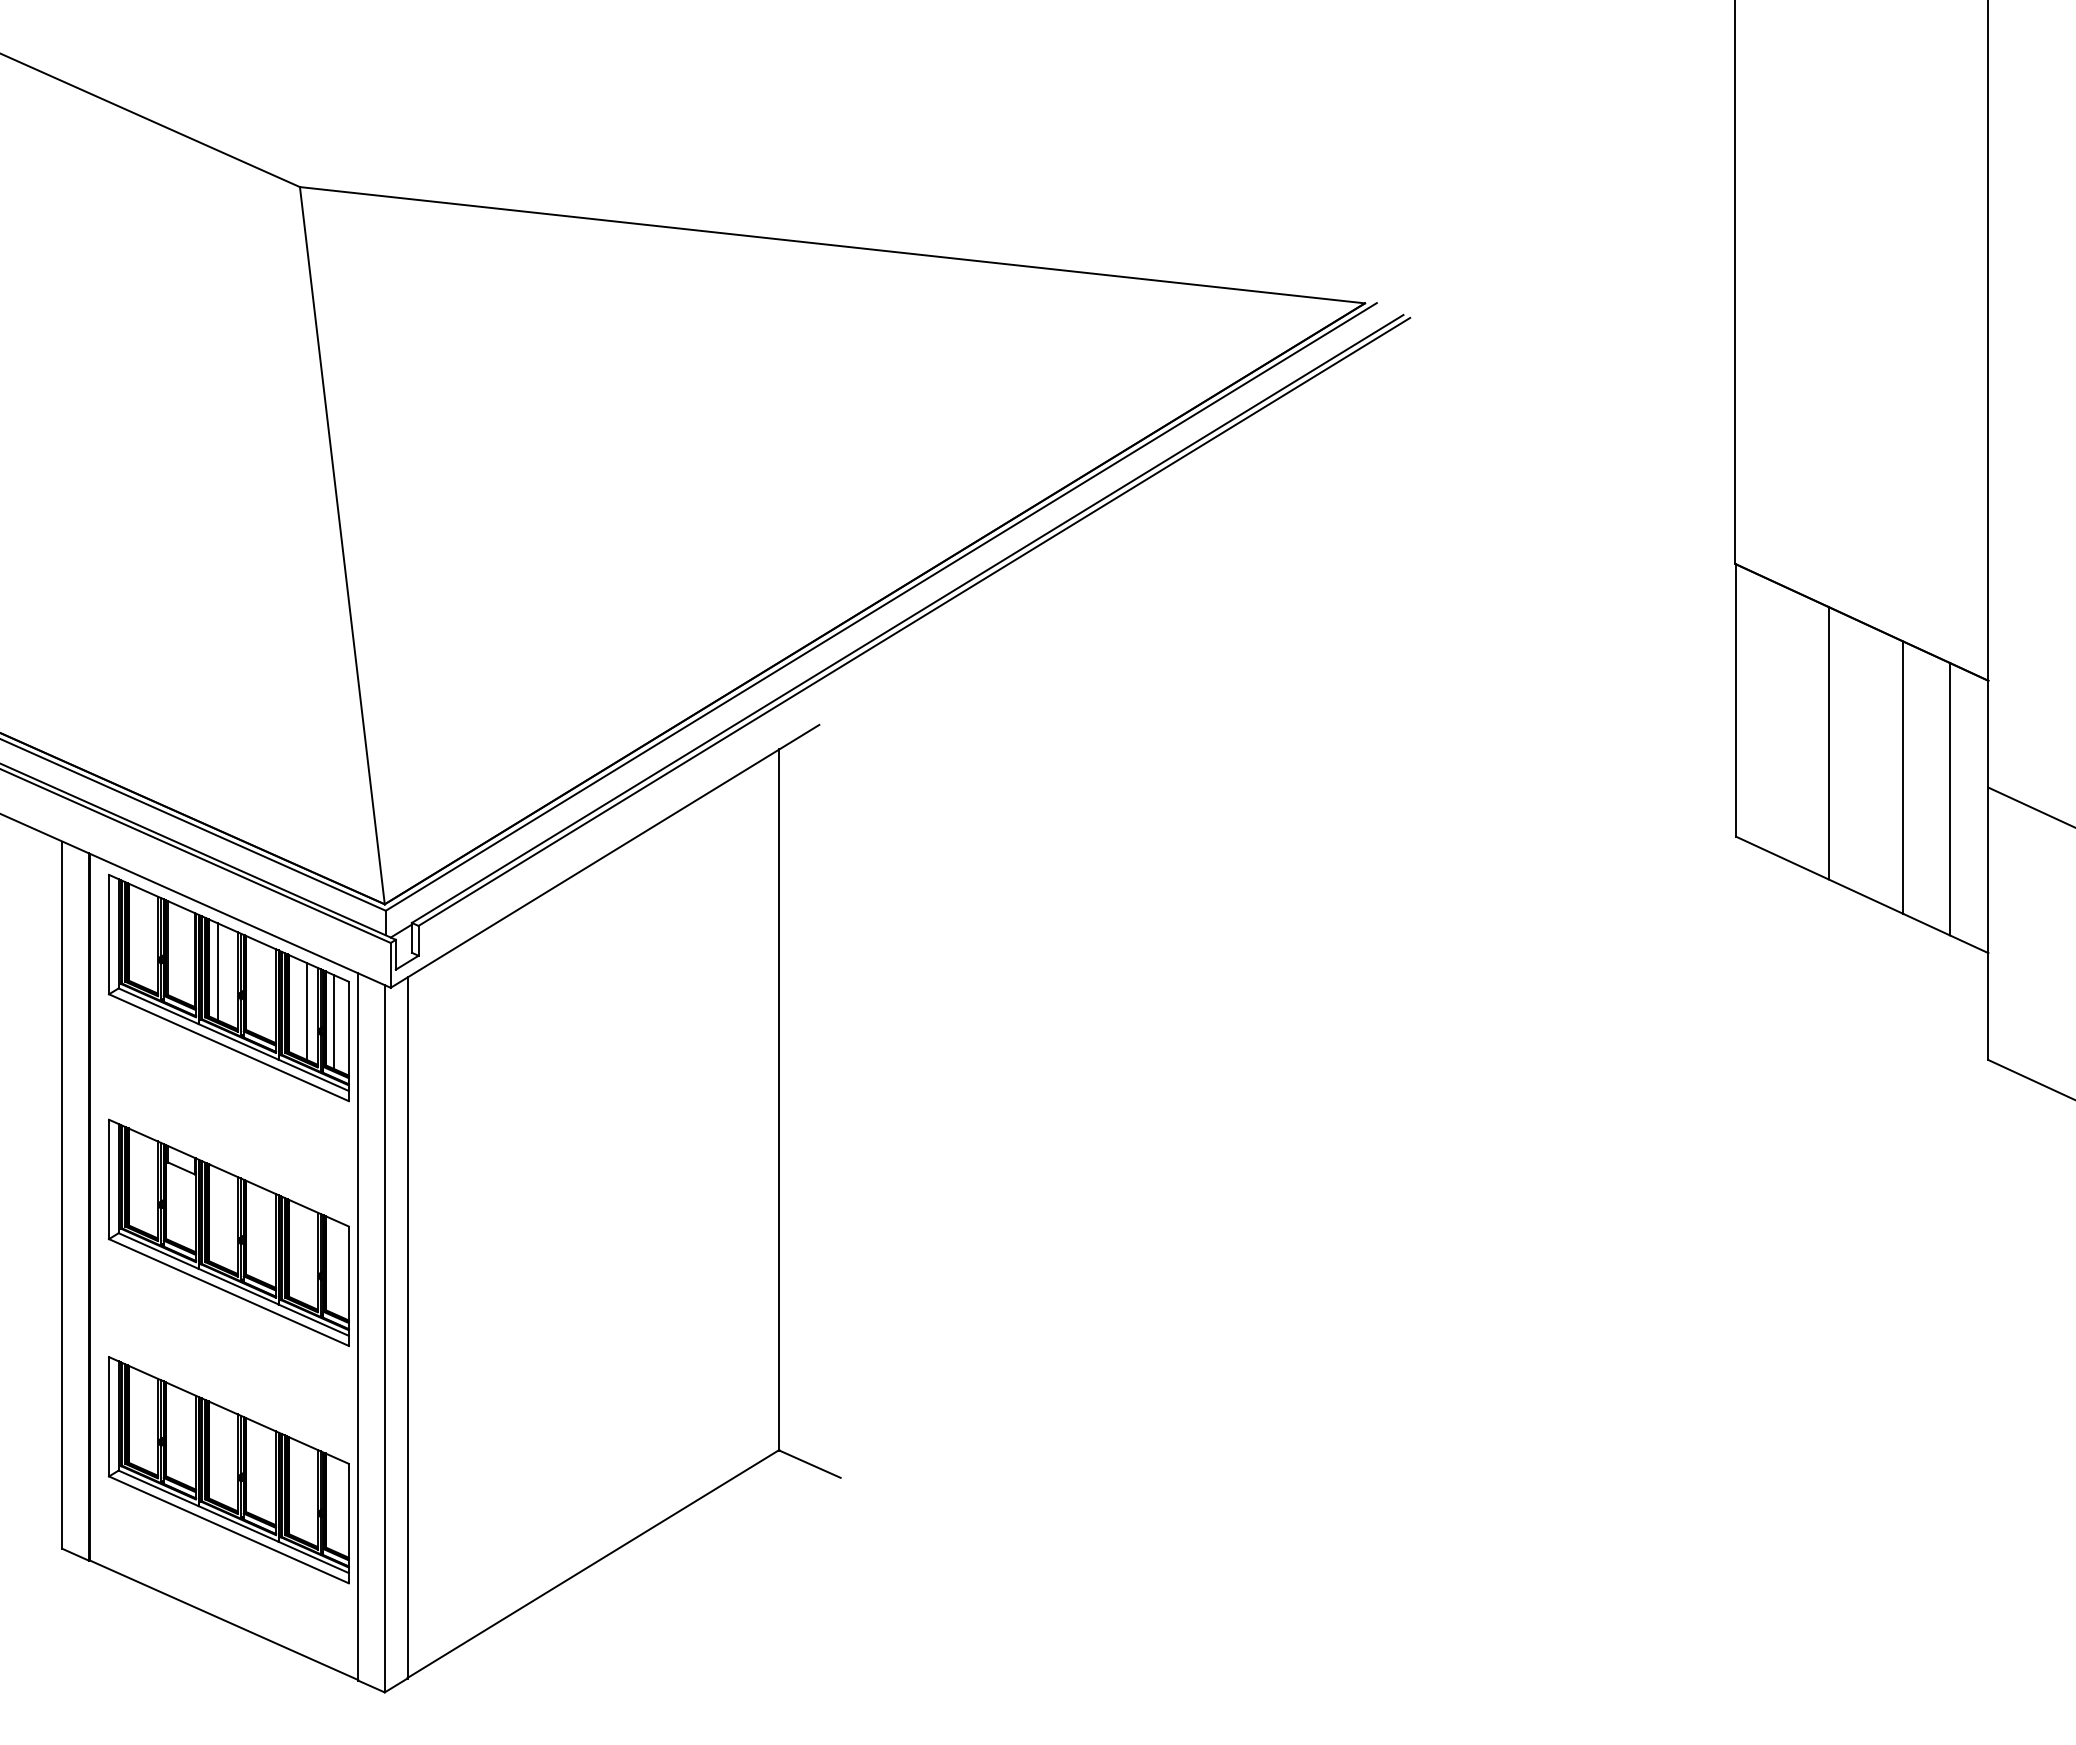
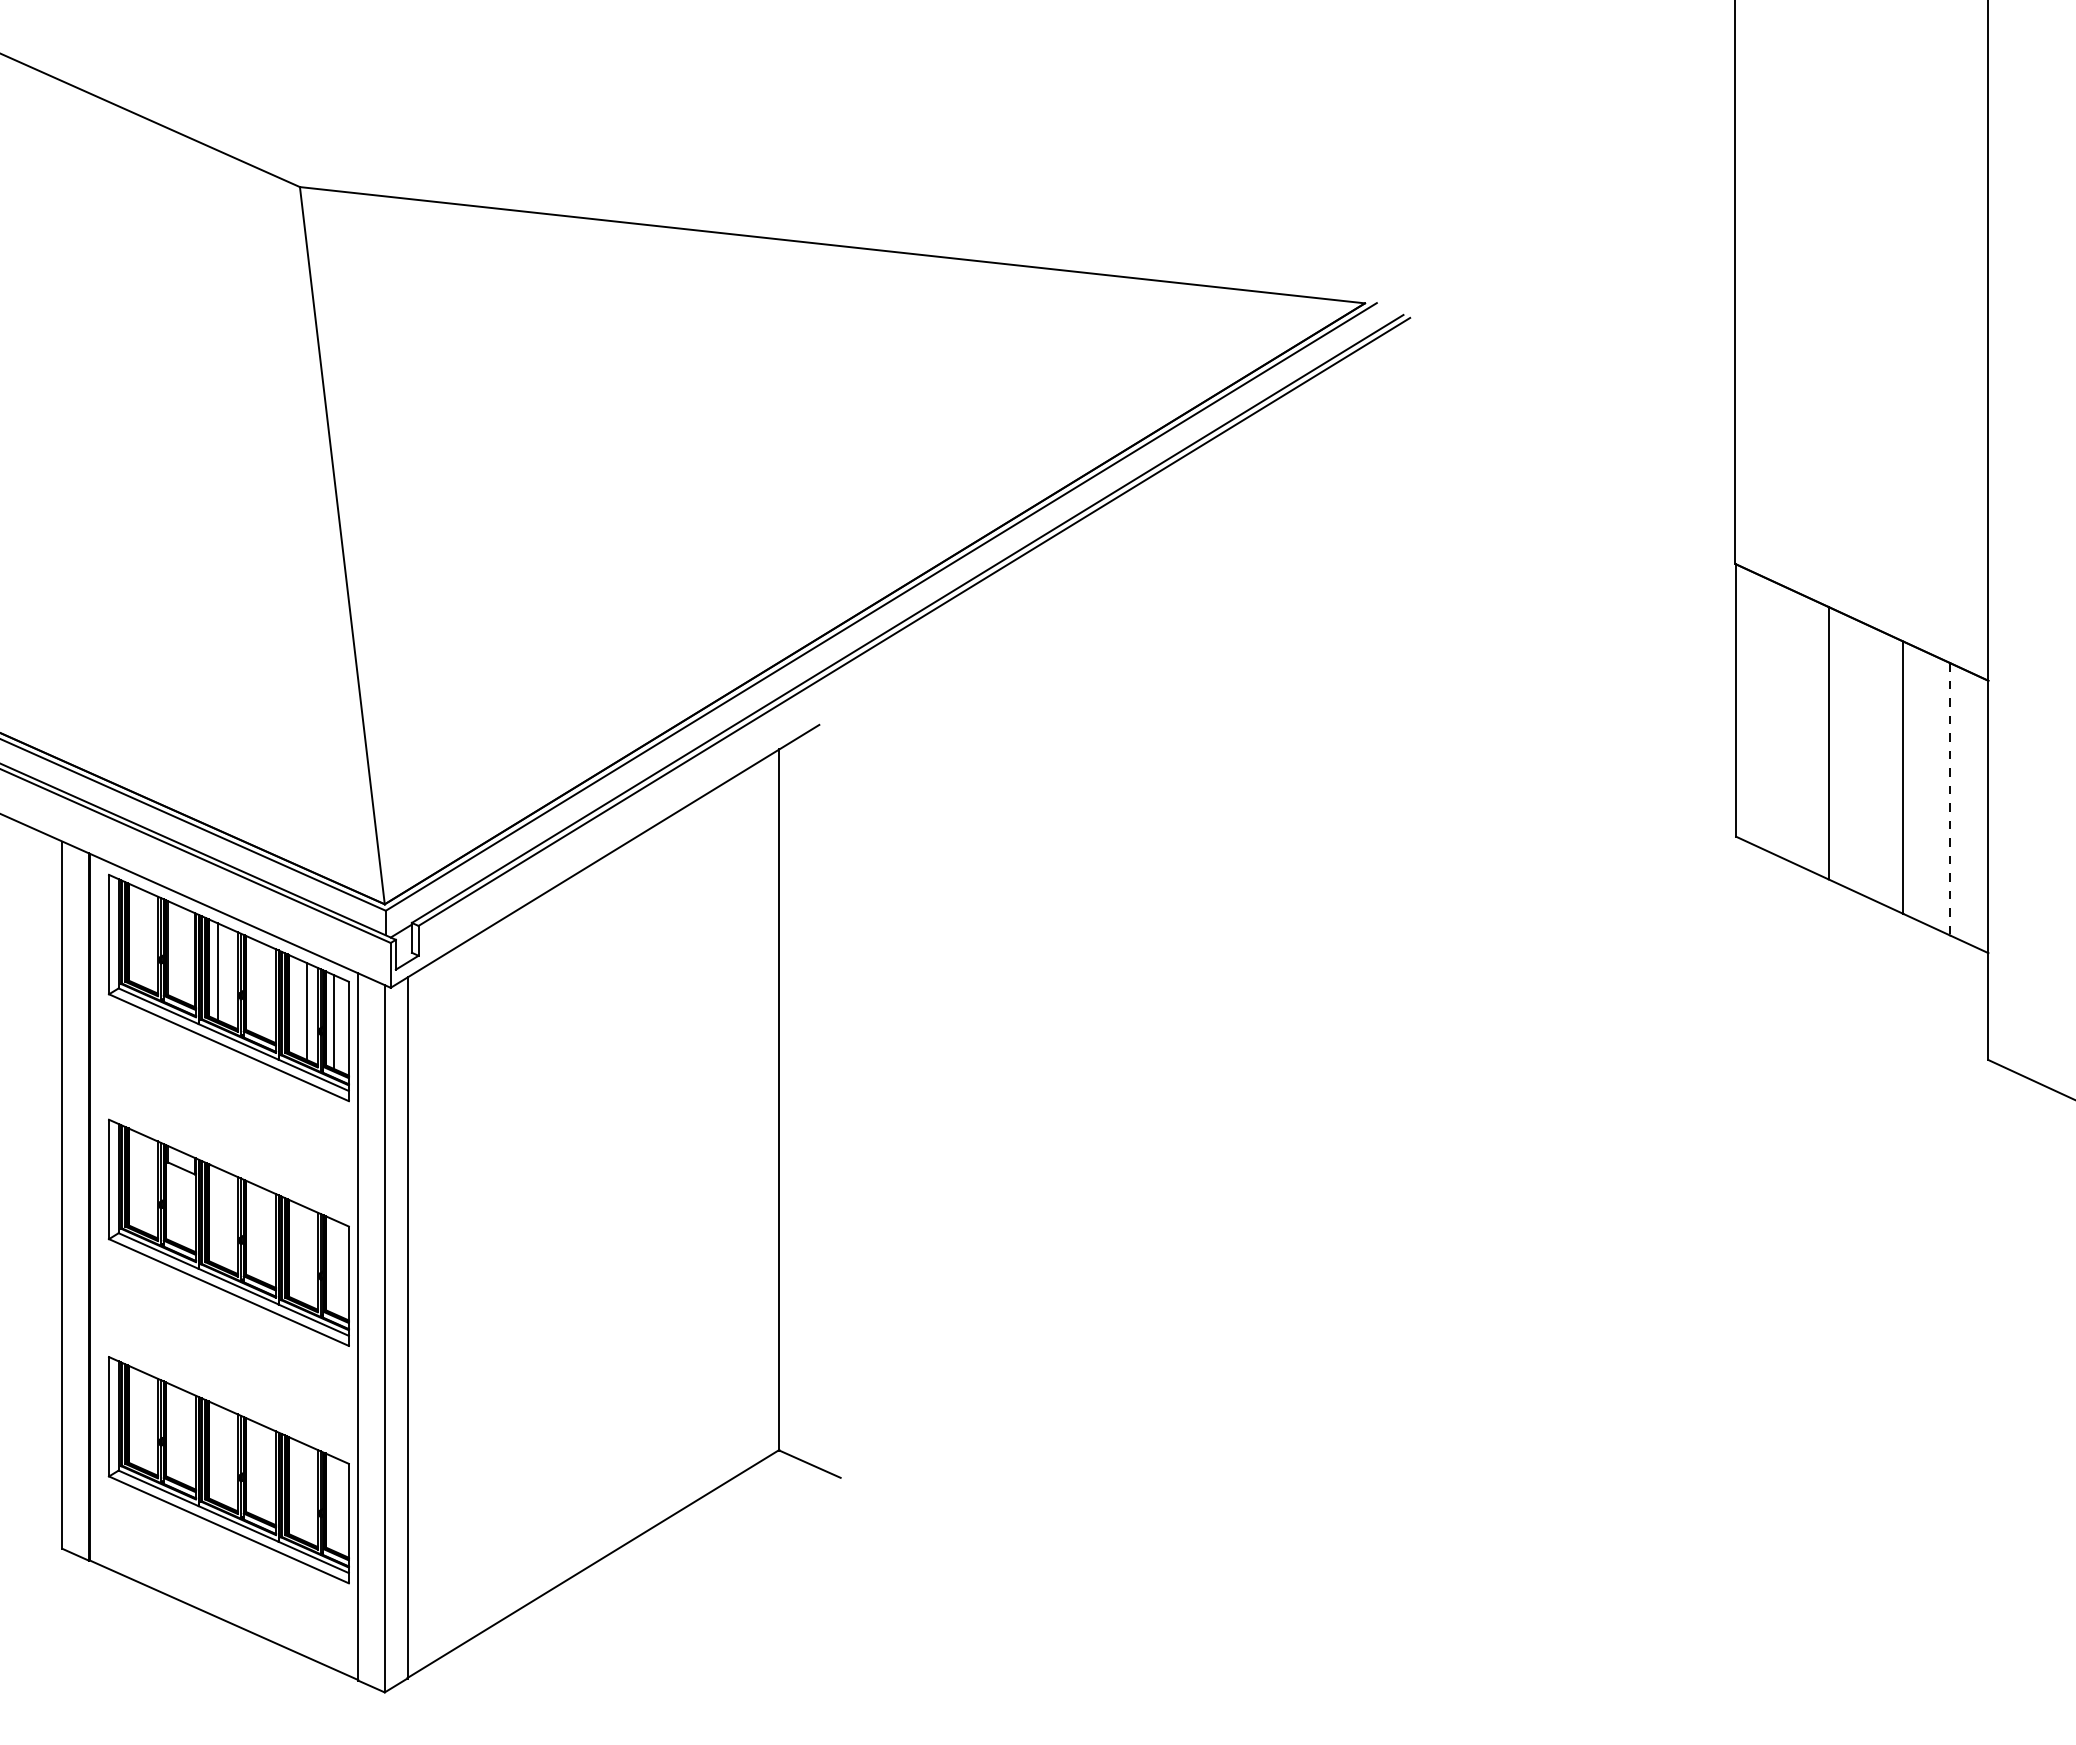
line: solid -> dashed (1950, 799)
line: present -> none (2030, 806)
